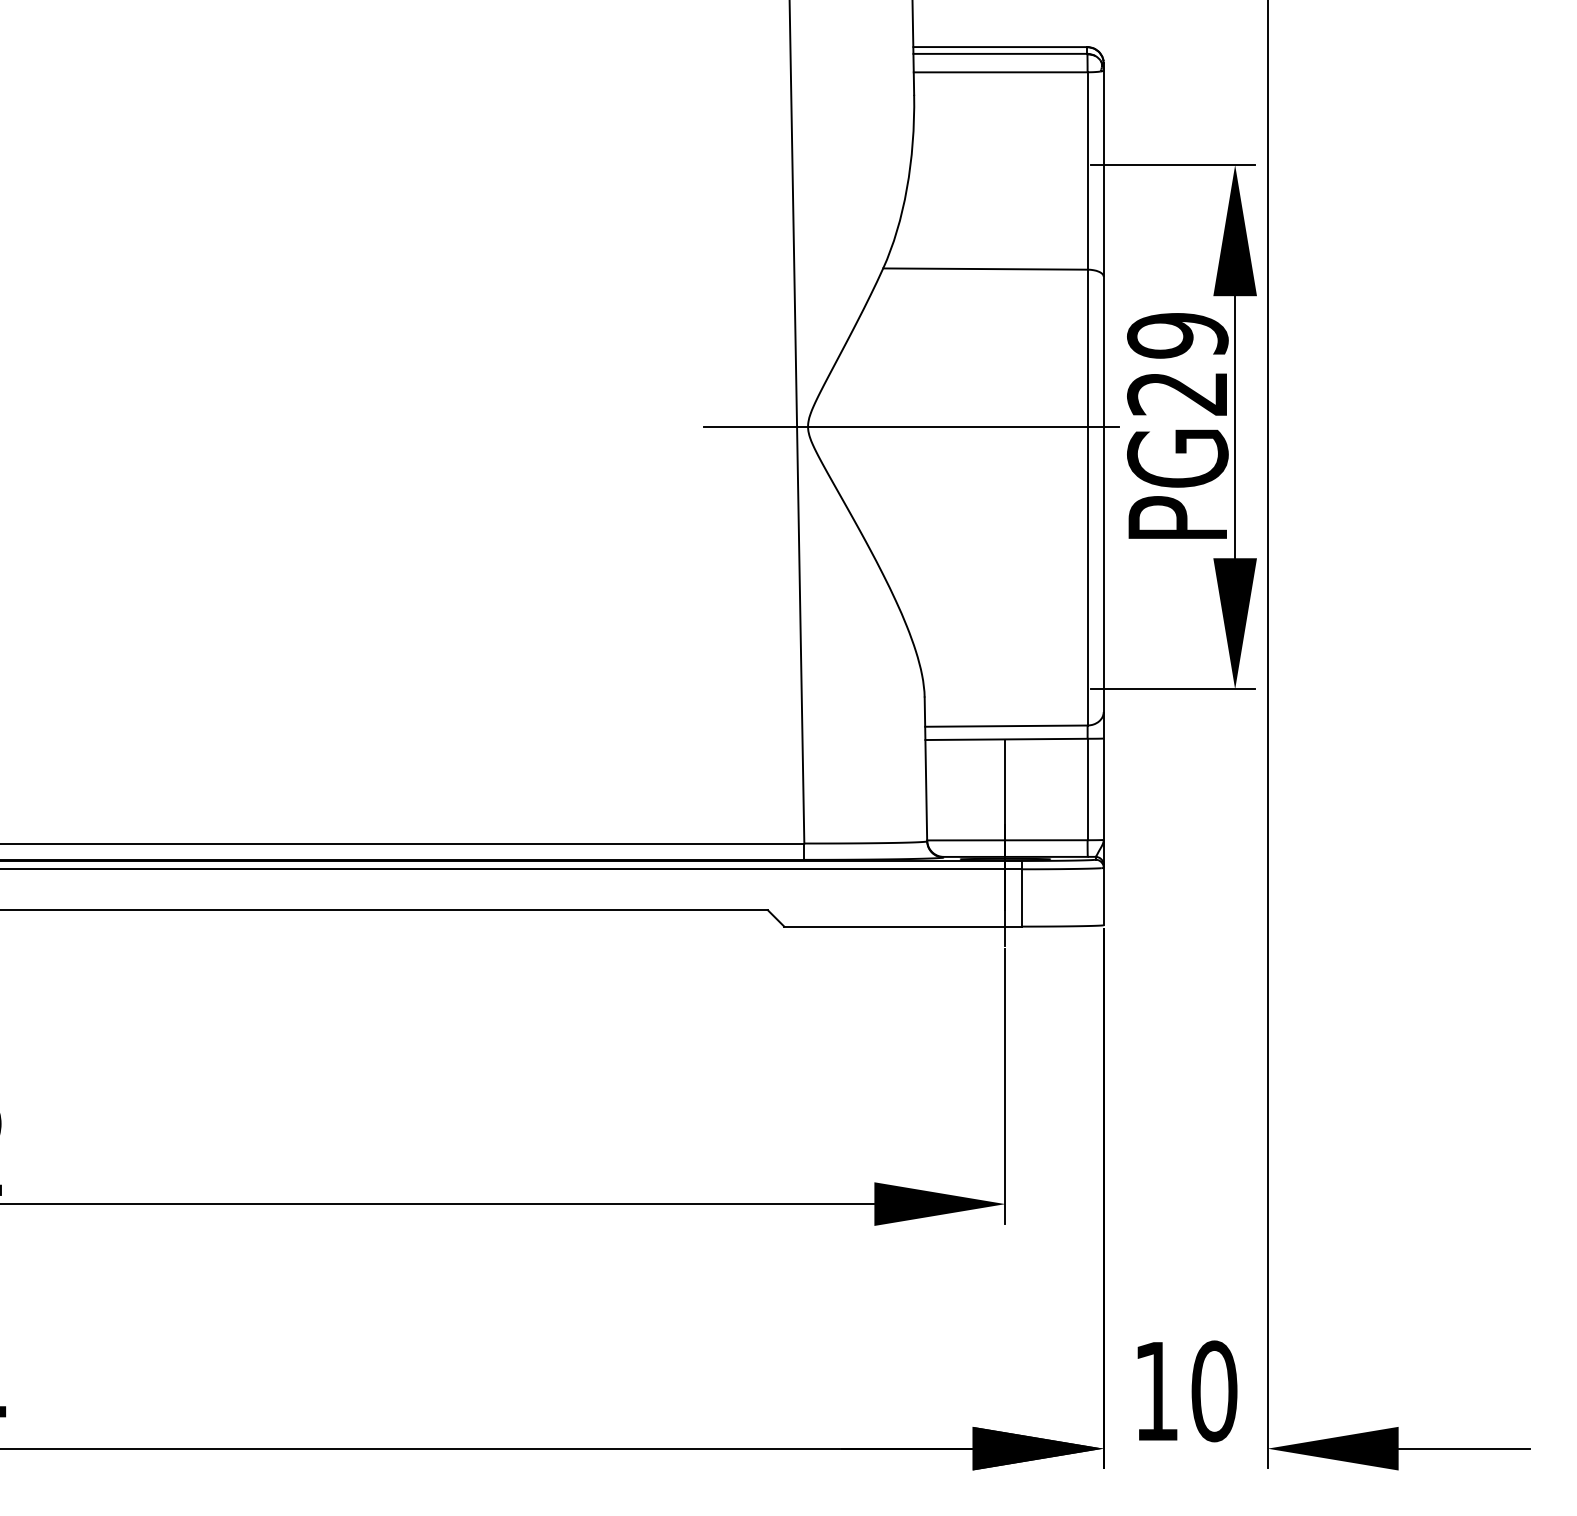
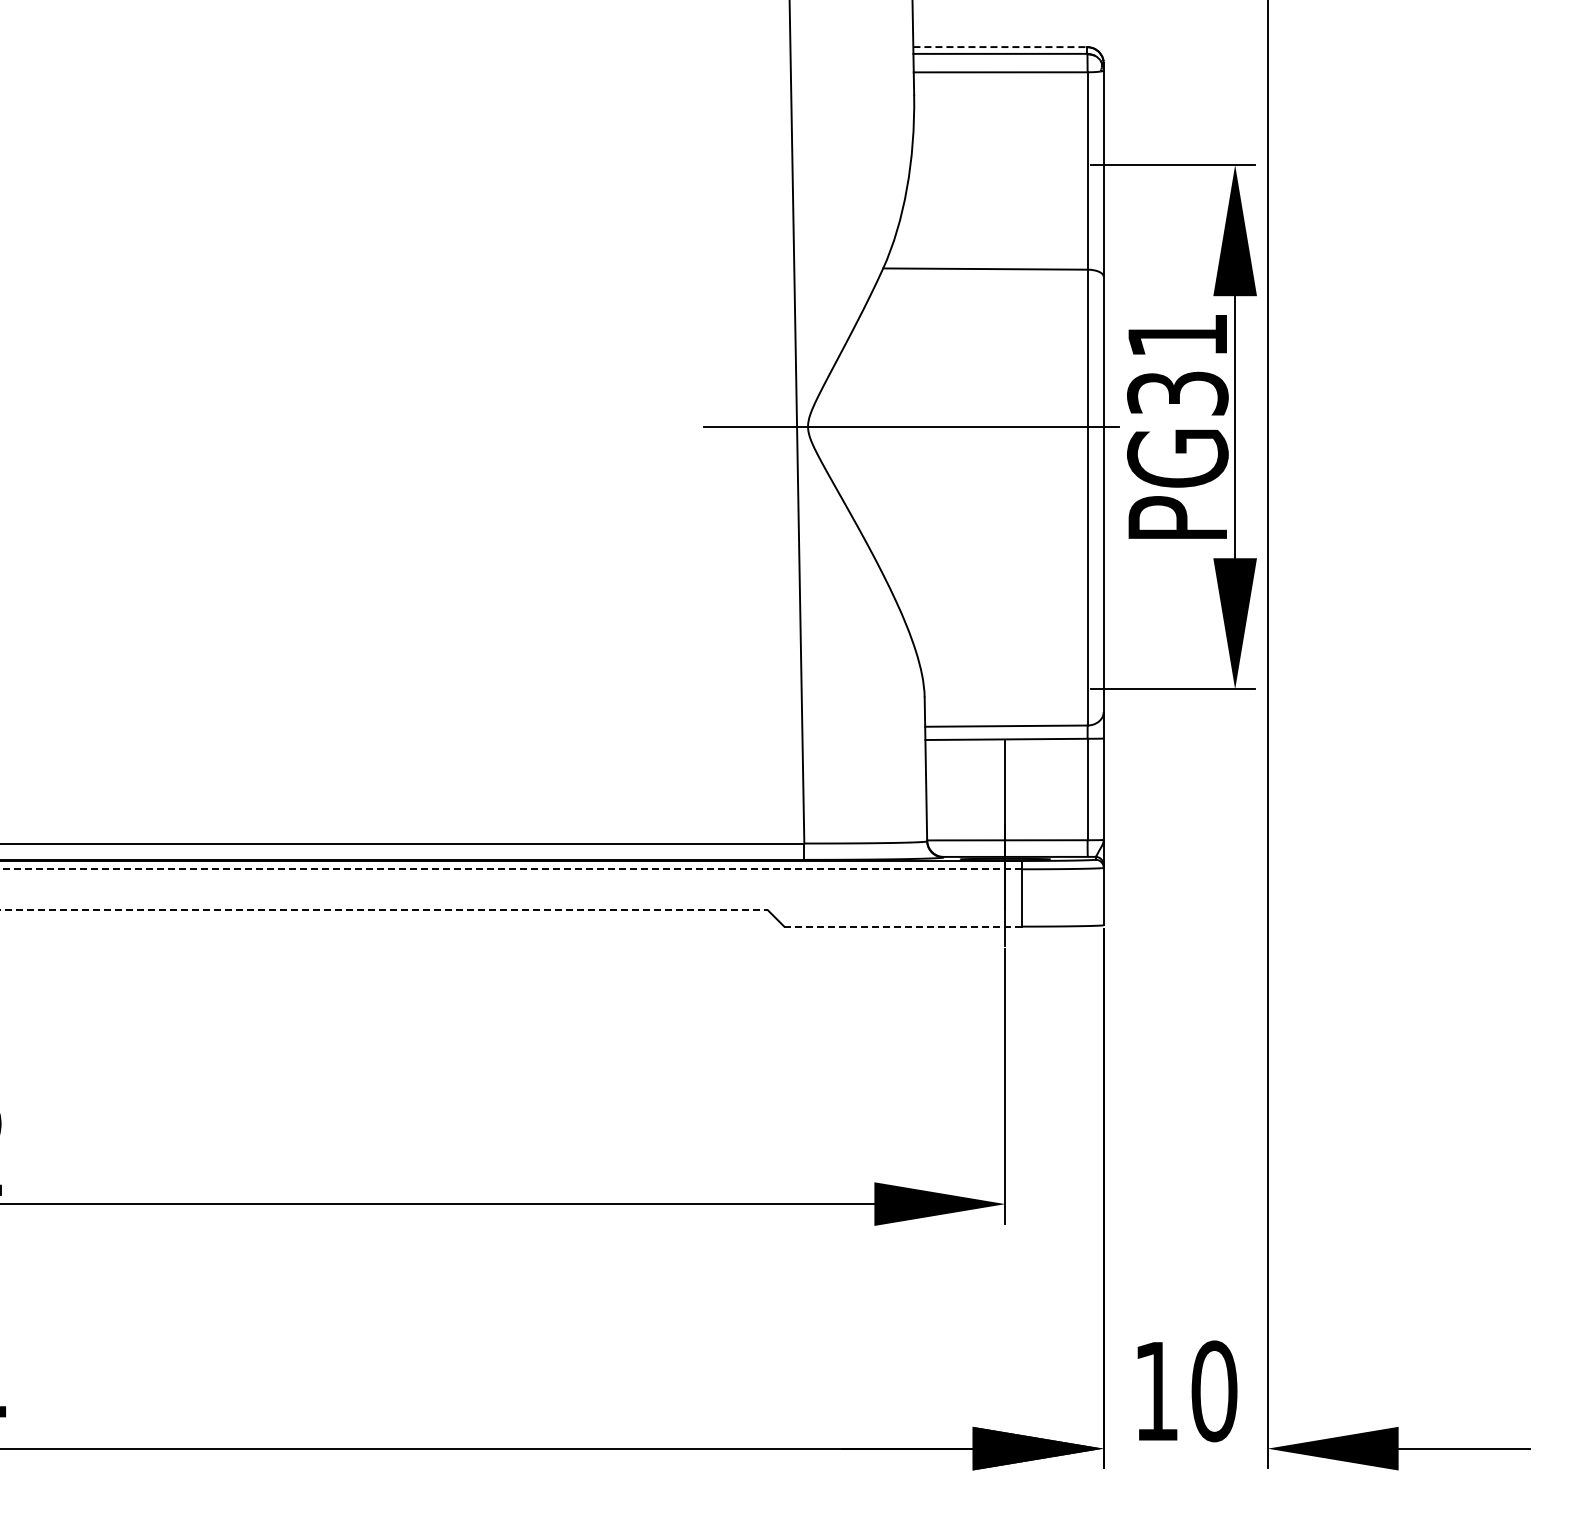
line: solid -> dashed (1000, 47)
text: PG29 -> PG31 (1177, 364)
line: solid -> dashed (511, 869)
line: solid -> dashed (384, 910)
line: solid -> dashed (903, 926)
